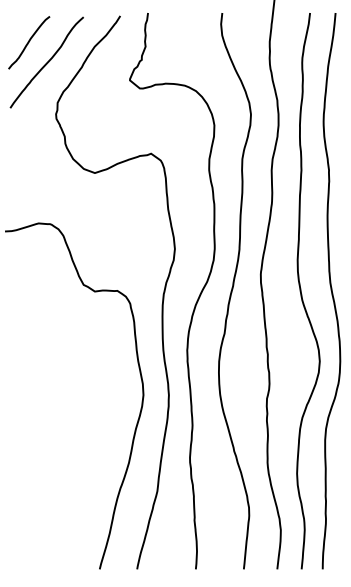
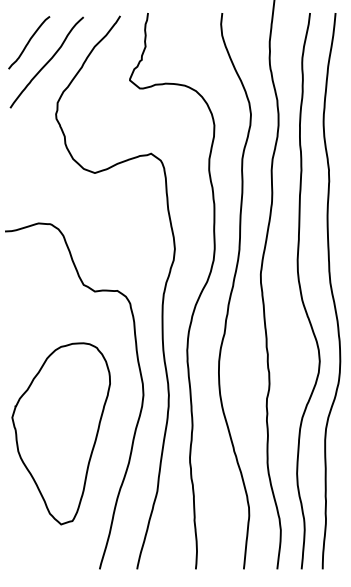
part: none -> present (60, 433)
